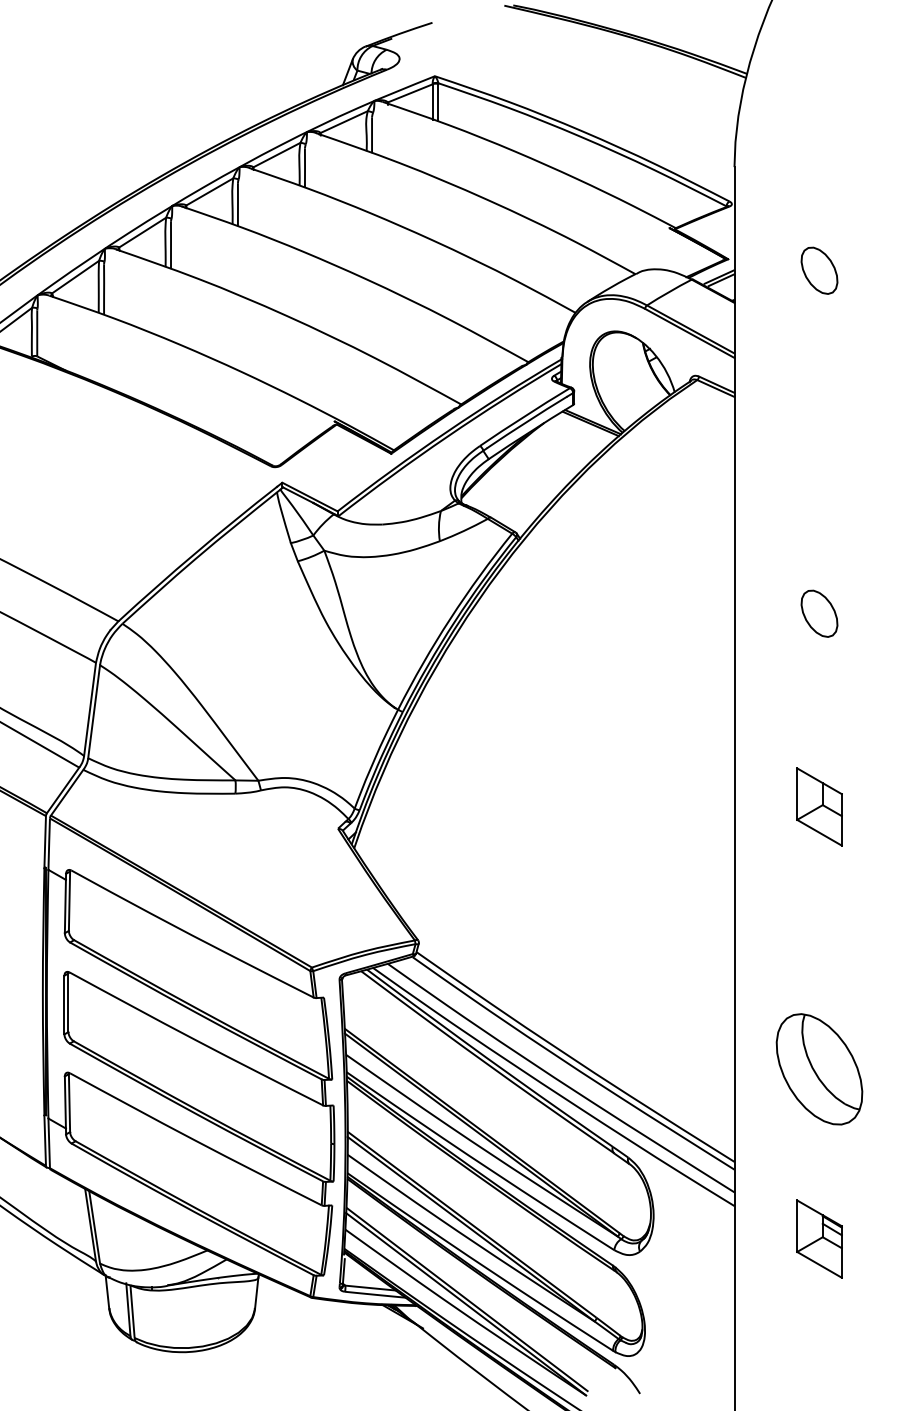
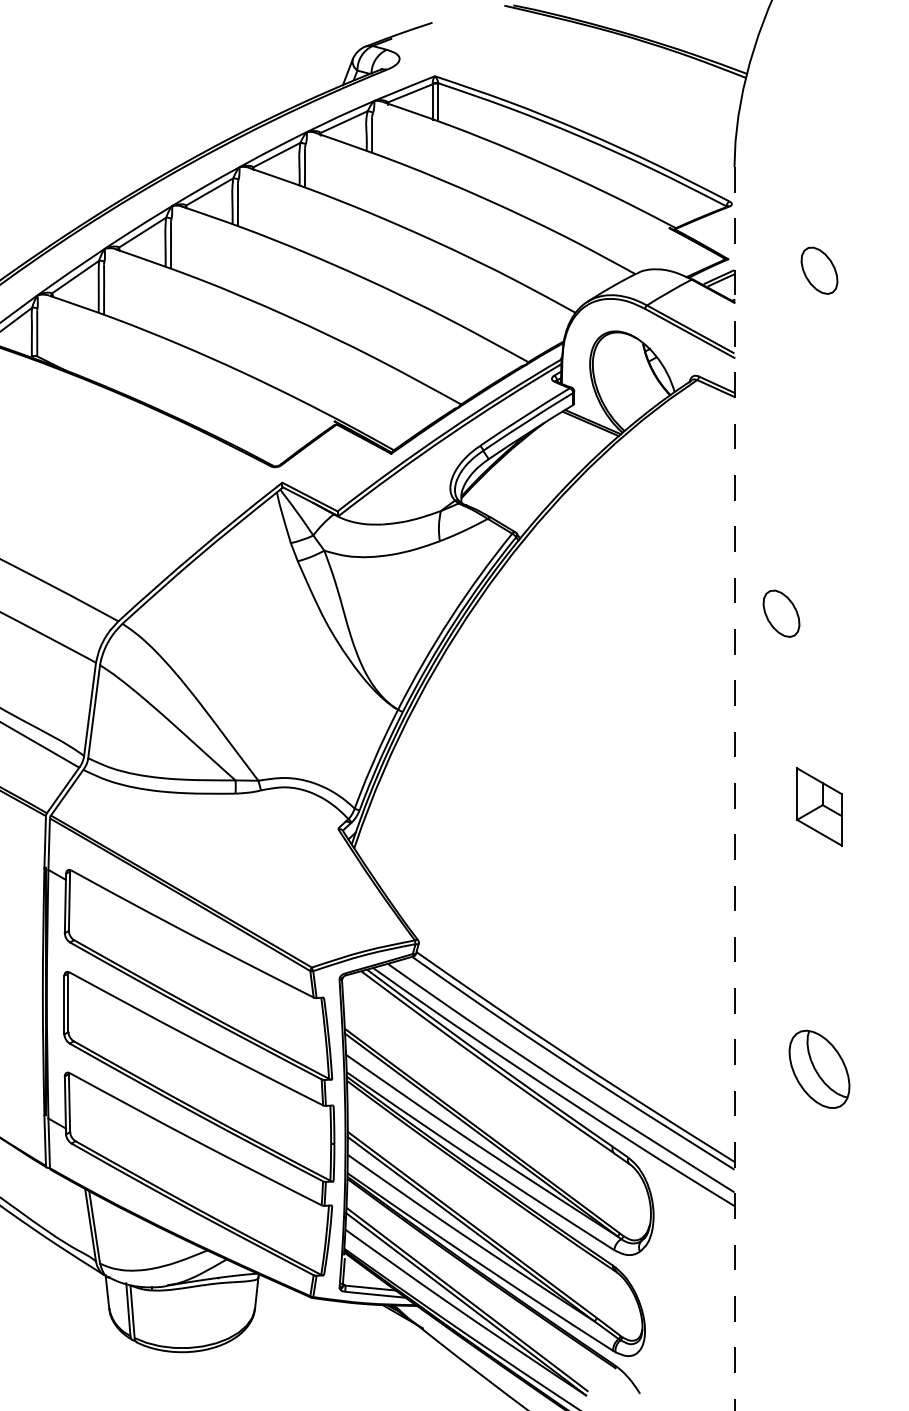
part position: (819, 613) -> (781, 613) (781, 613)
line: solid -> dashed (734, 788)
part size: 89x113 px -> 63x80 px (819, 1068)
part: present -> none (819, 1238)
